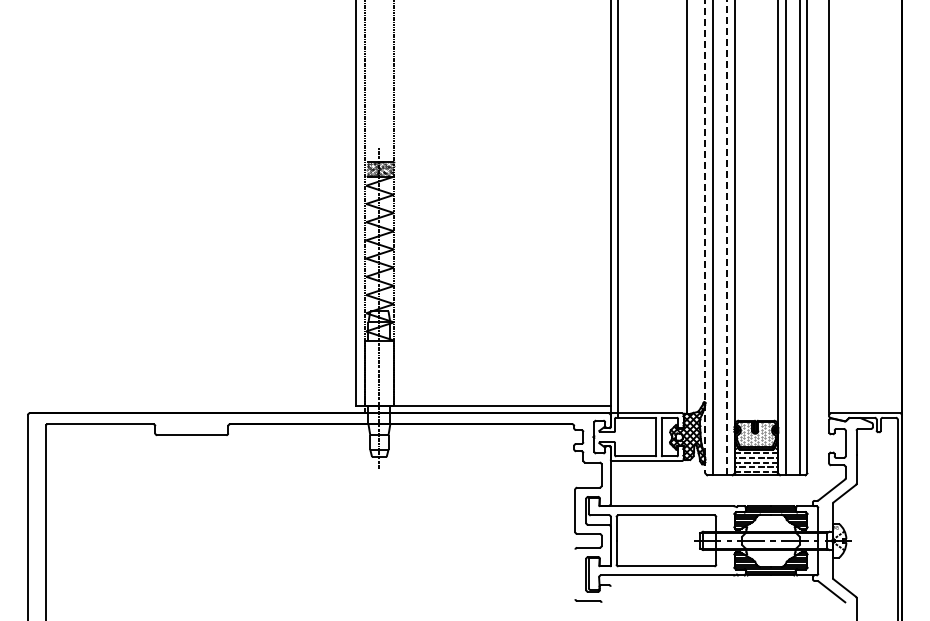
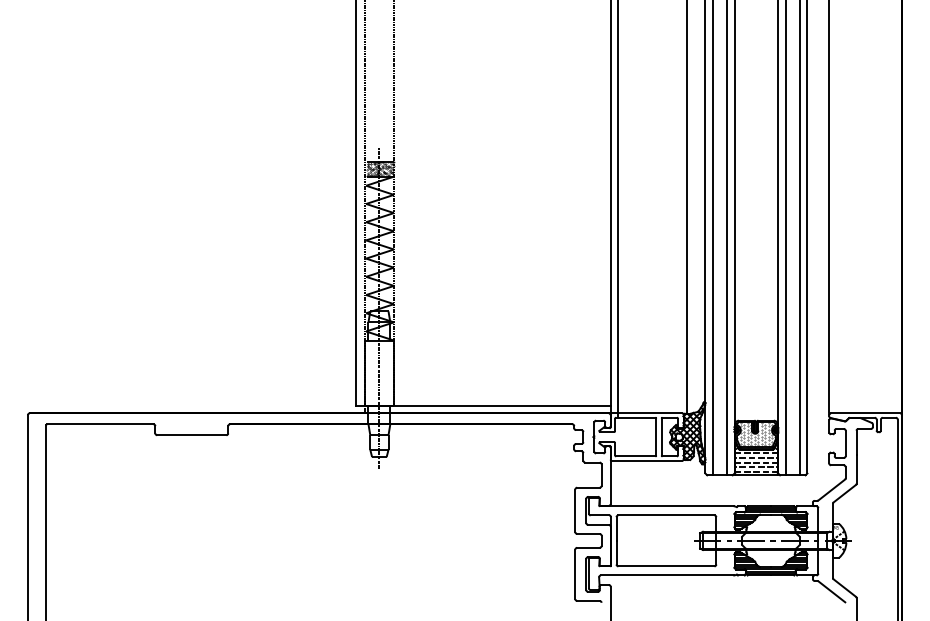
line: dashed -> solid (705, 237)
line: dashed -> solid (727, 237)
line: none -> present (575, 574)
line: none -> present (610, 601)
